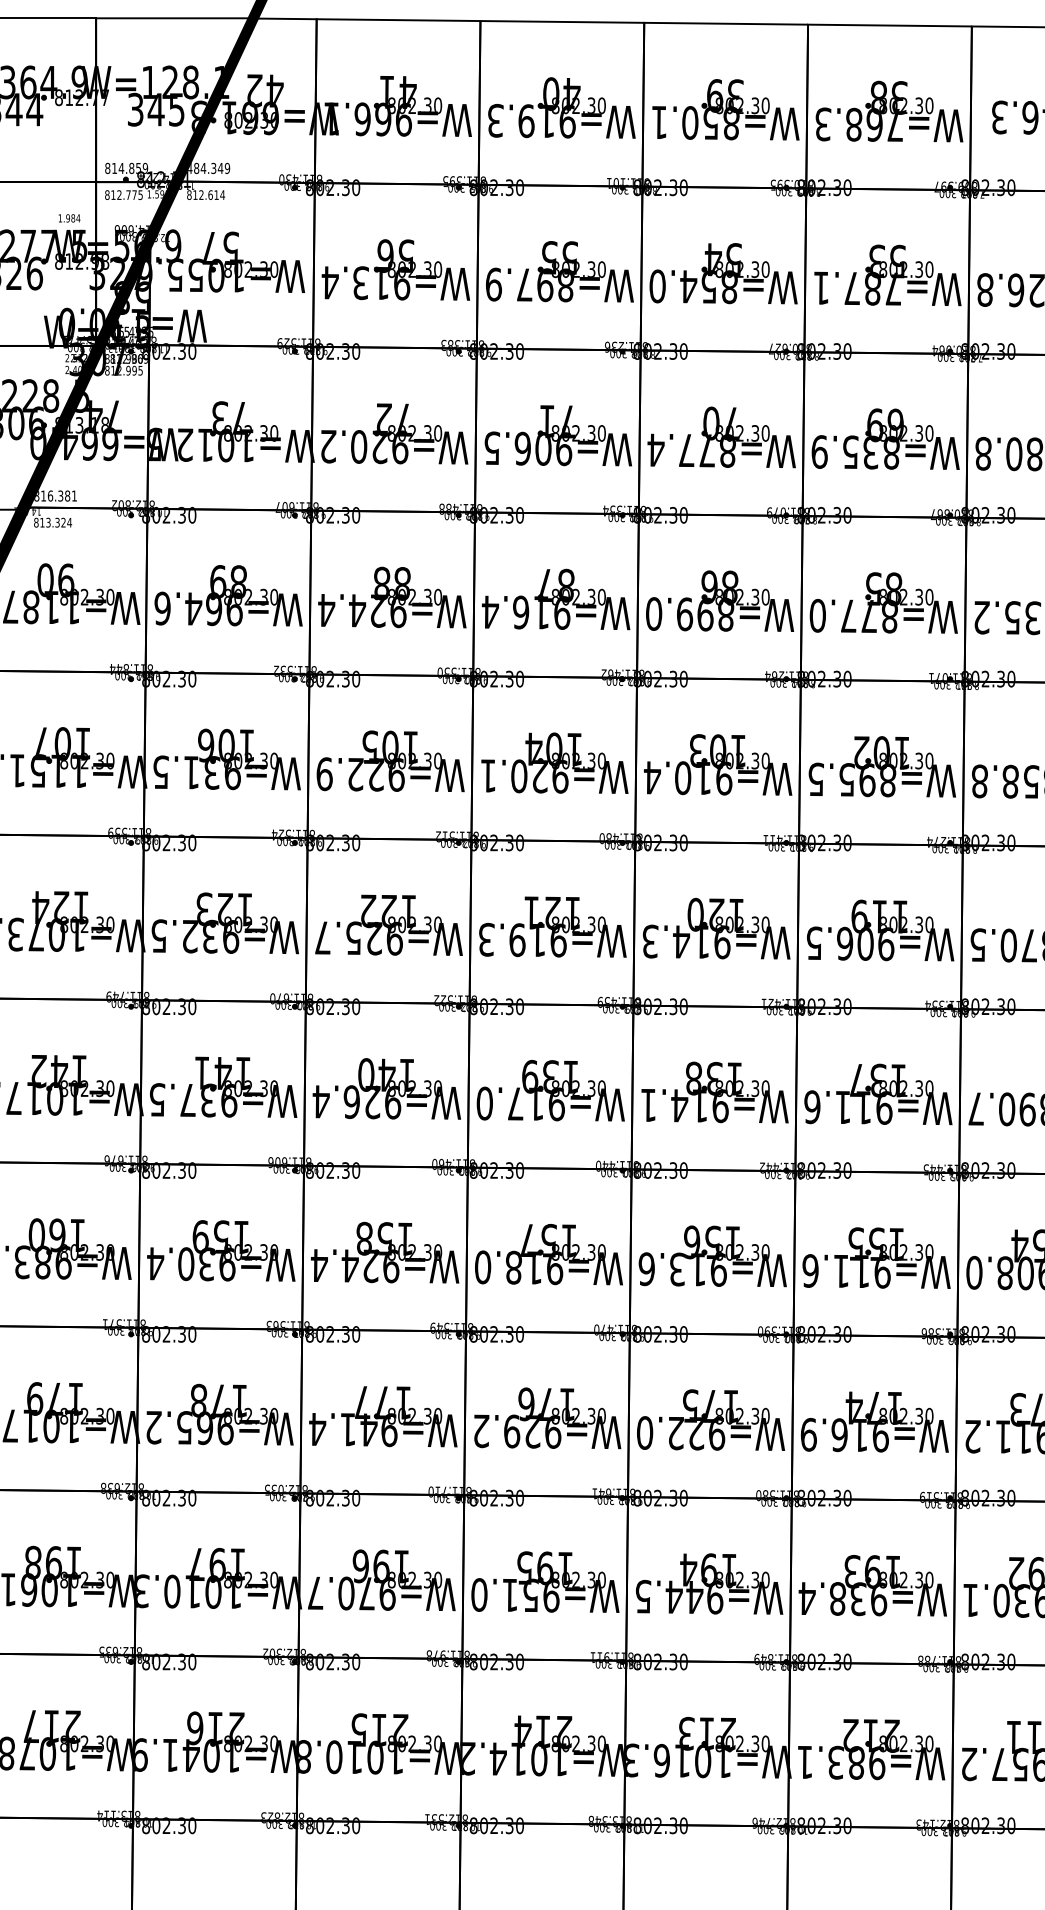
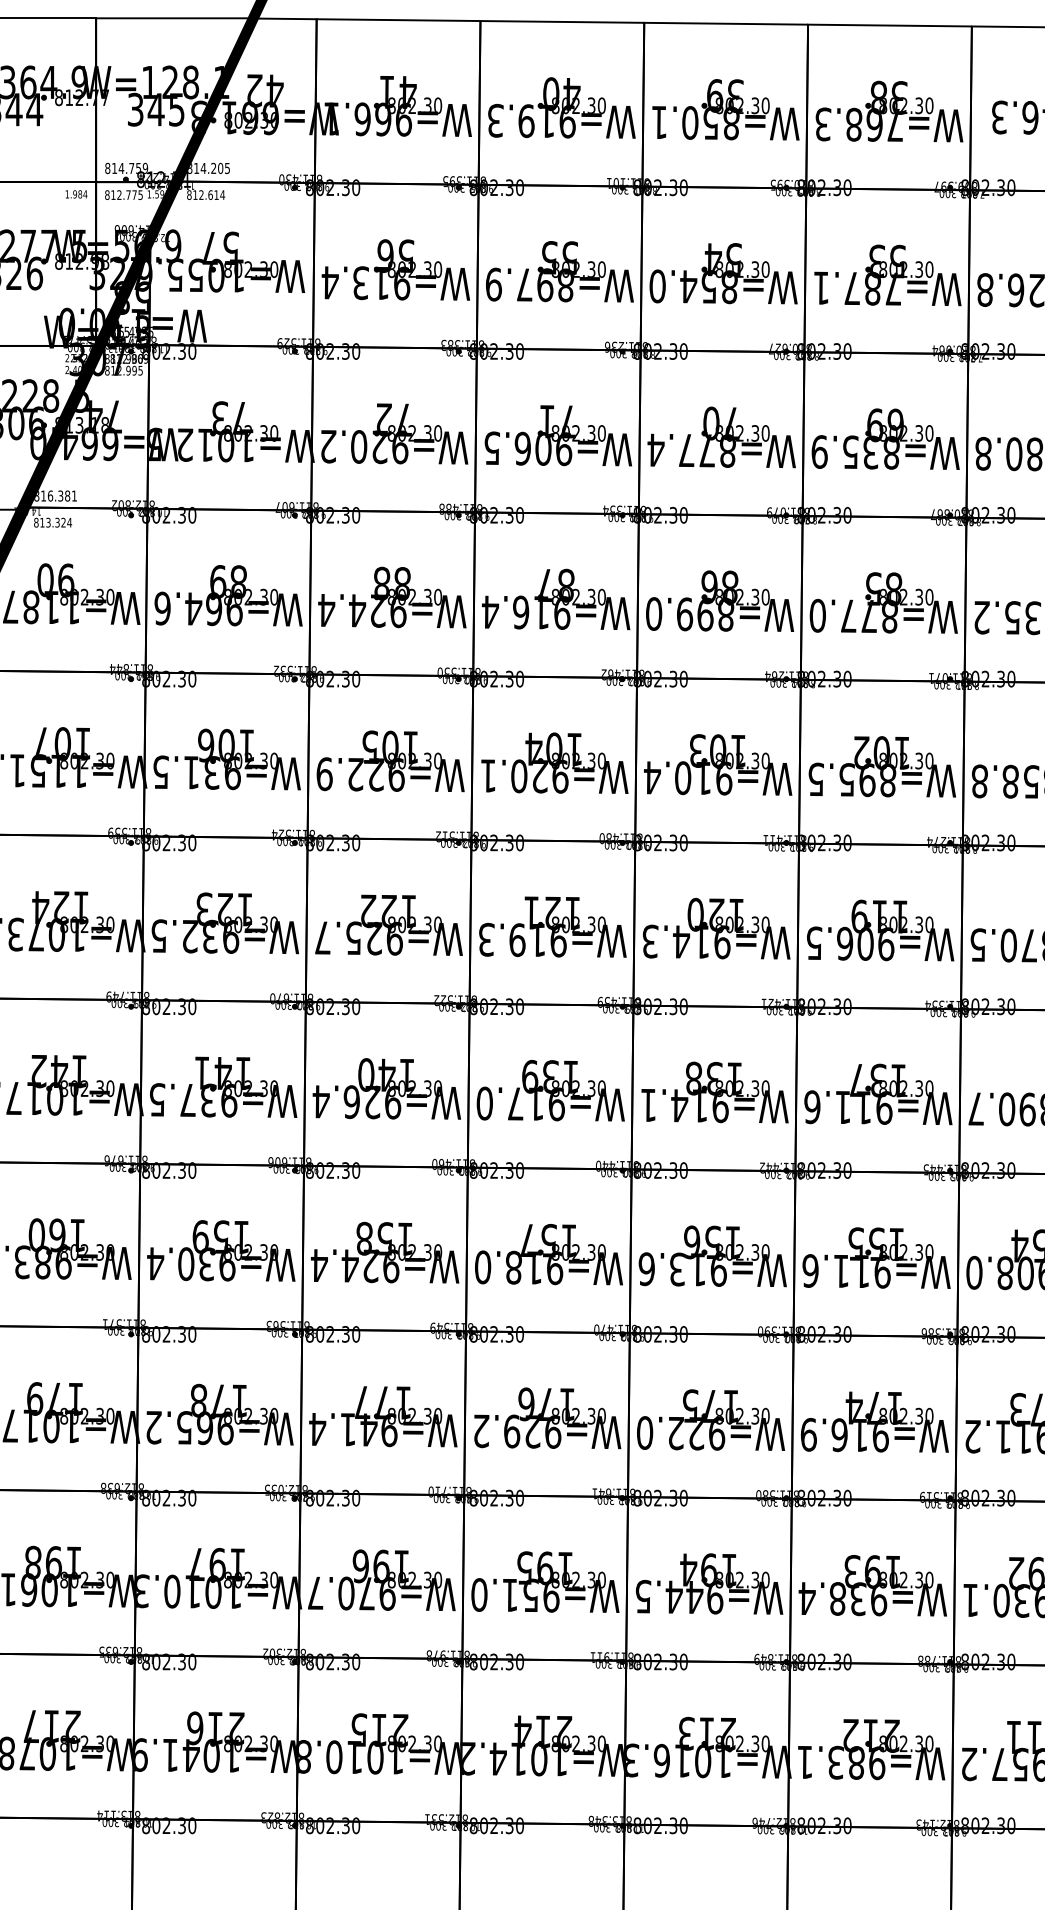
text: 814.859 -> 814.759 (131, 168)
text: 484.349 -> 814.205 (209, 168)
text position: (69, 218) -> (76, 194) (76, 194)
